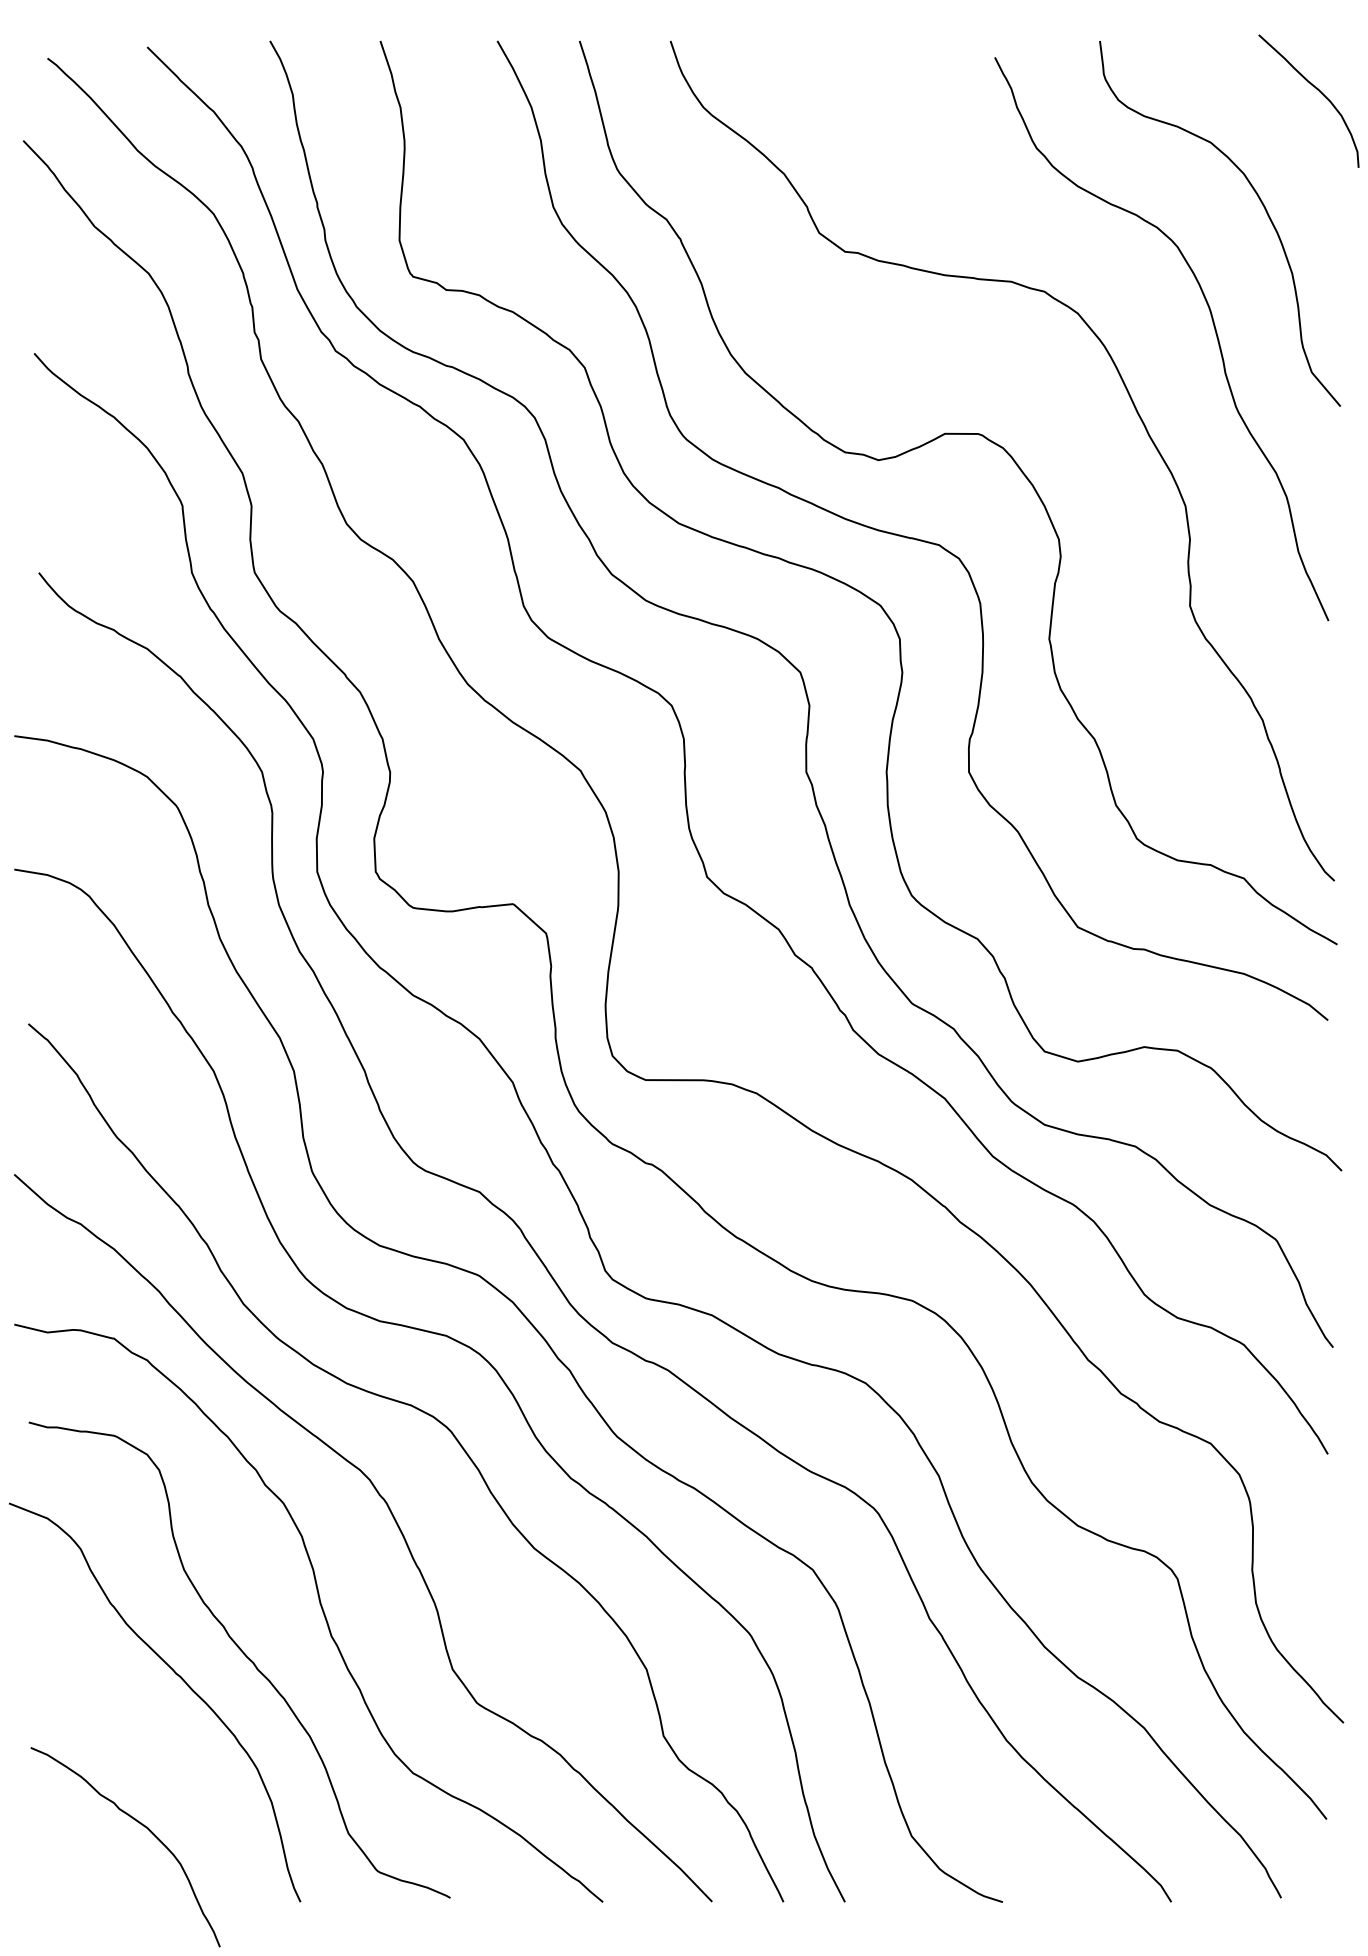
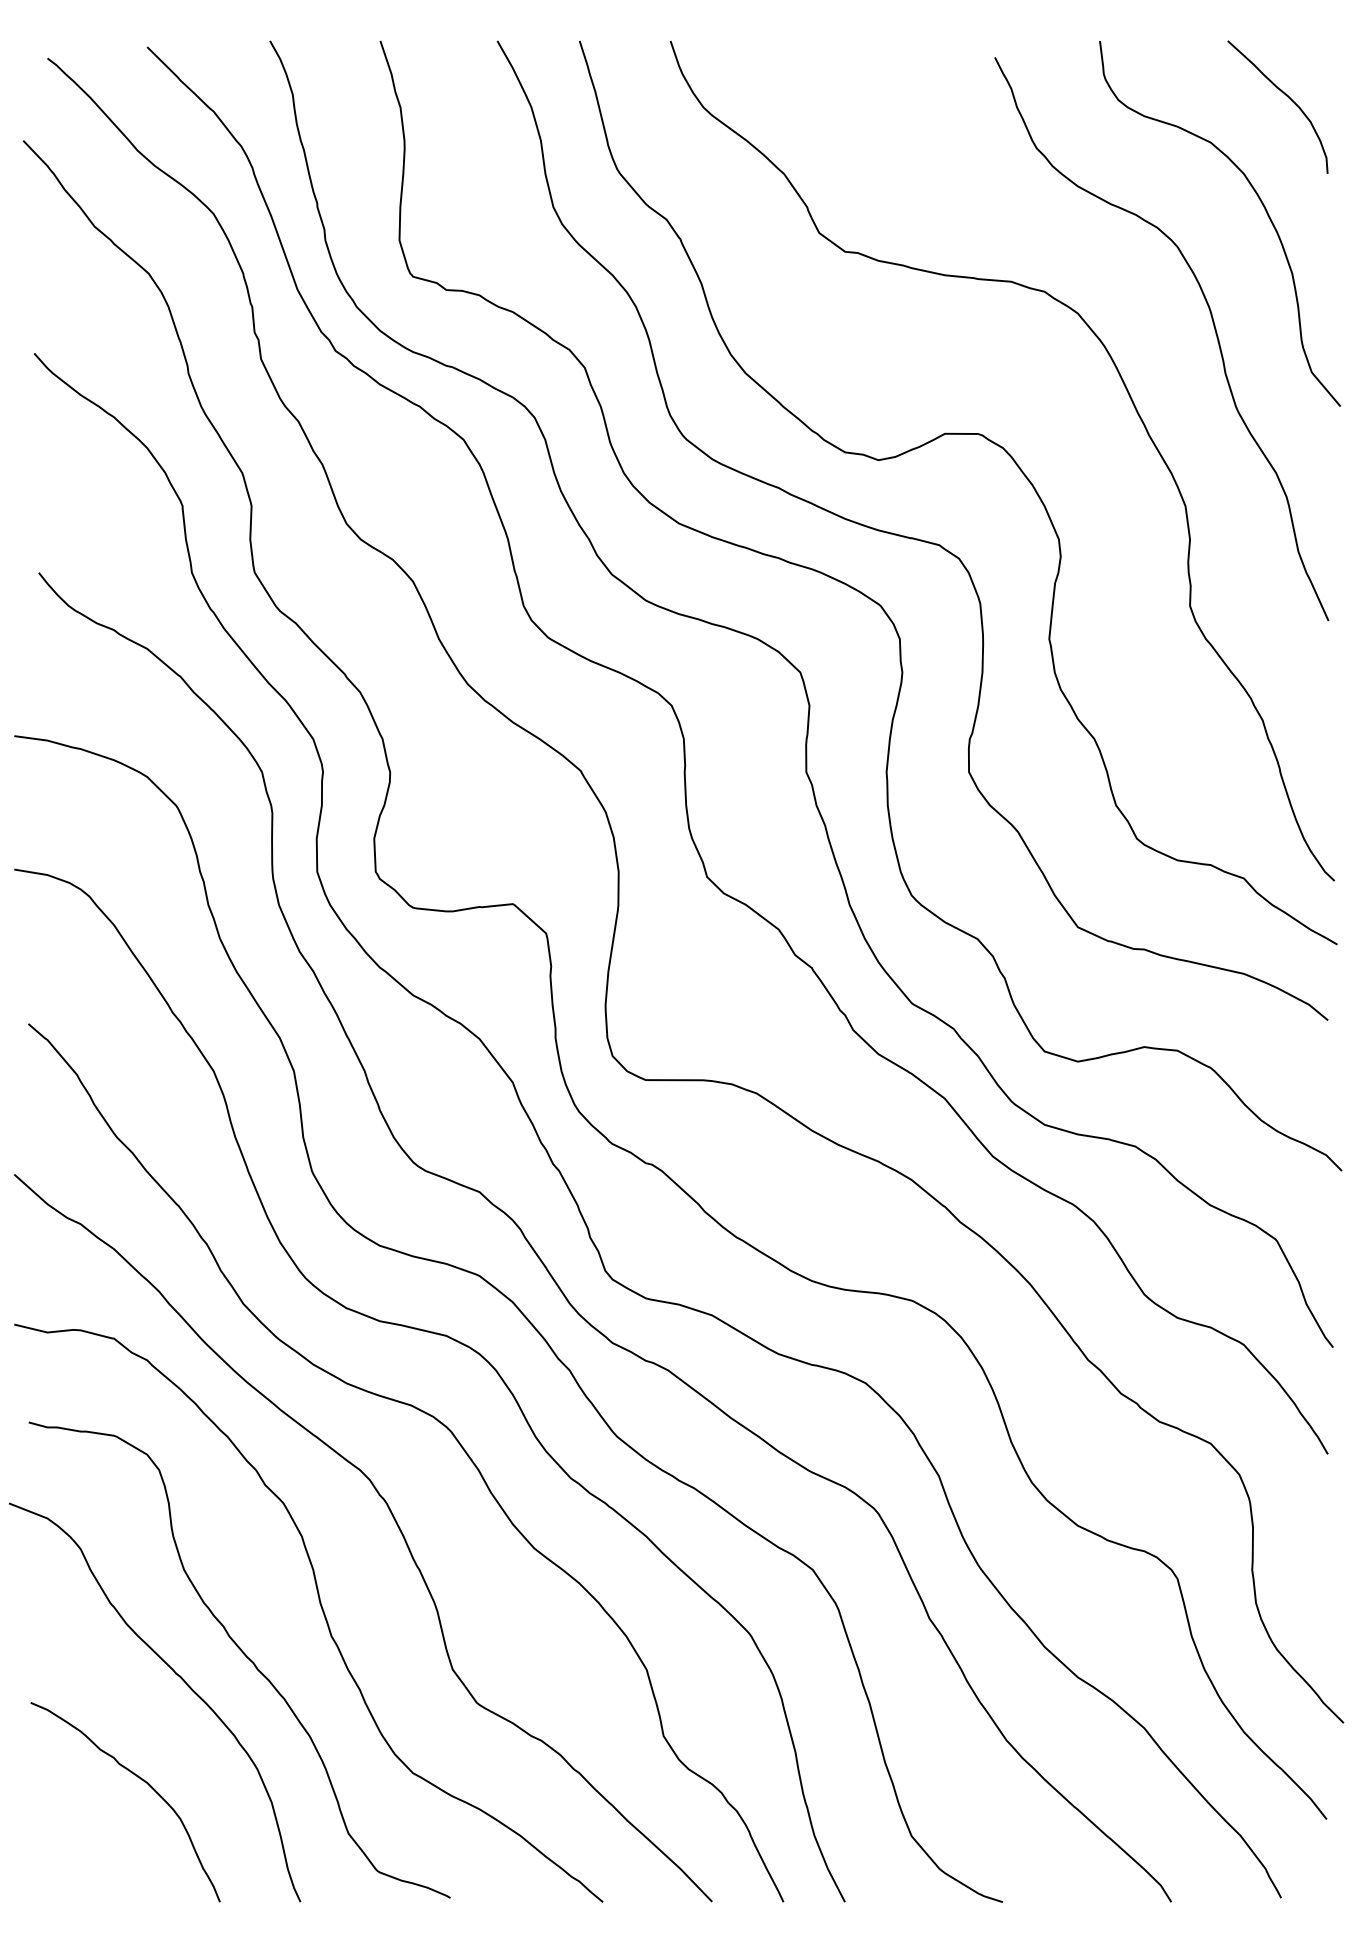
curve position: (1317, 90) -> (1286, 96) (1286, 96)
curve position: (141, 1825) -> (141, 1780) (141, 1780)
